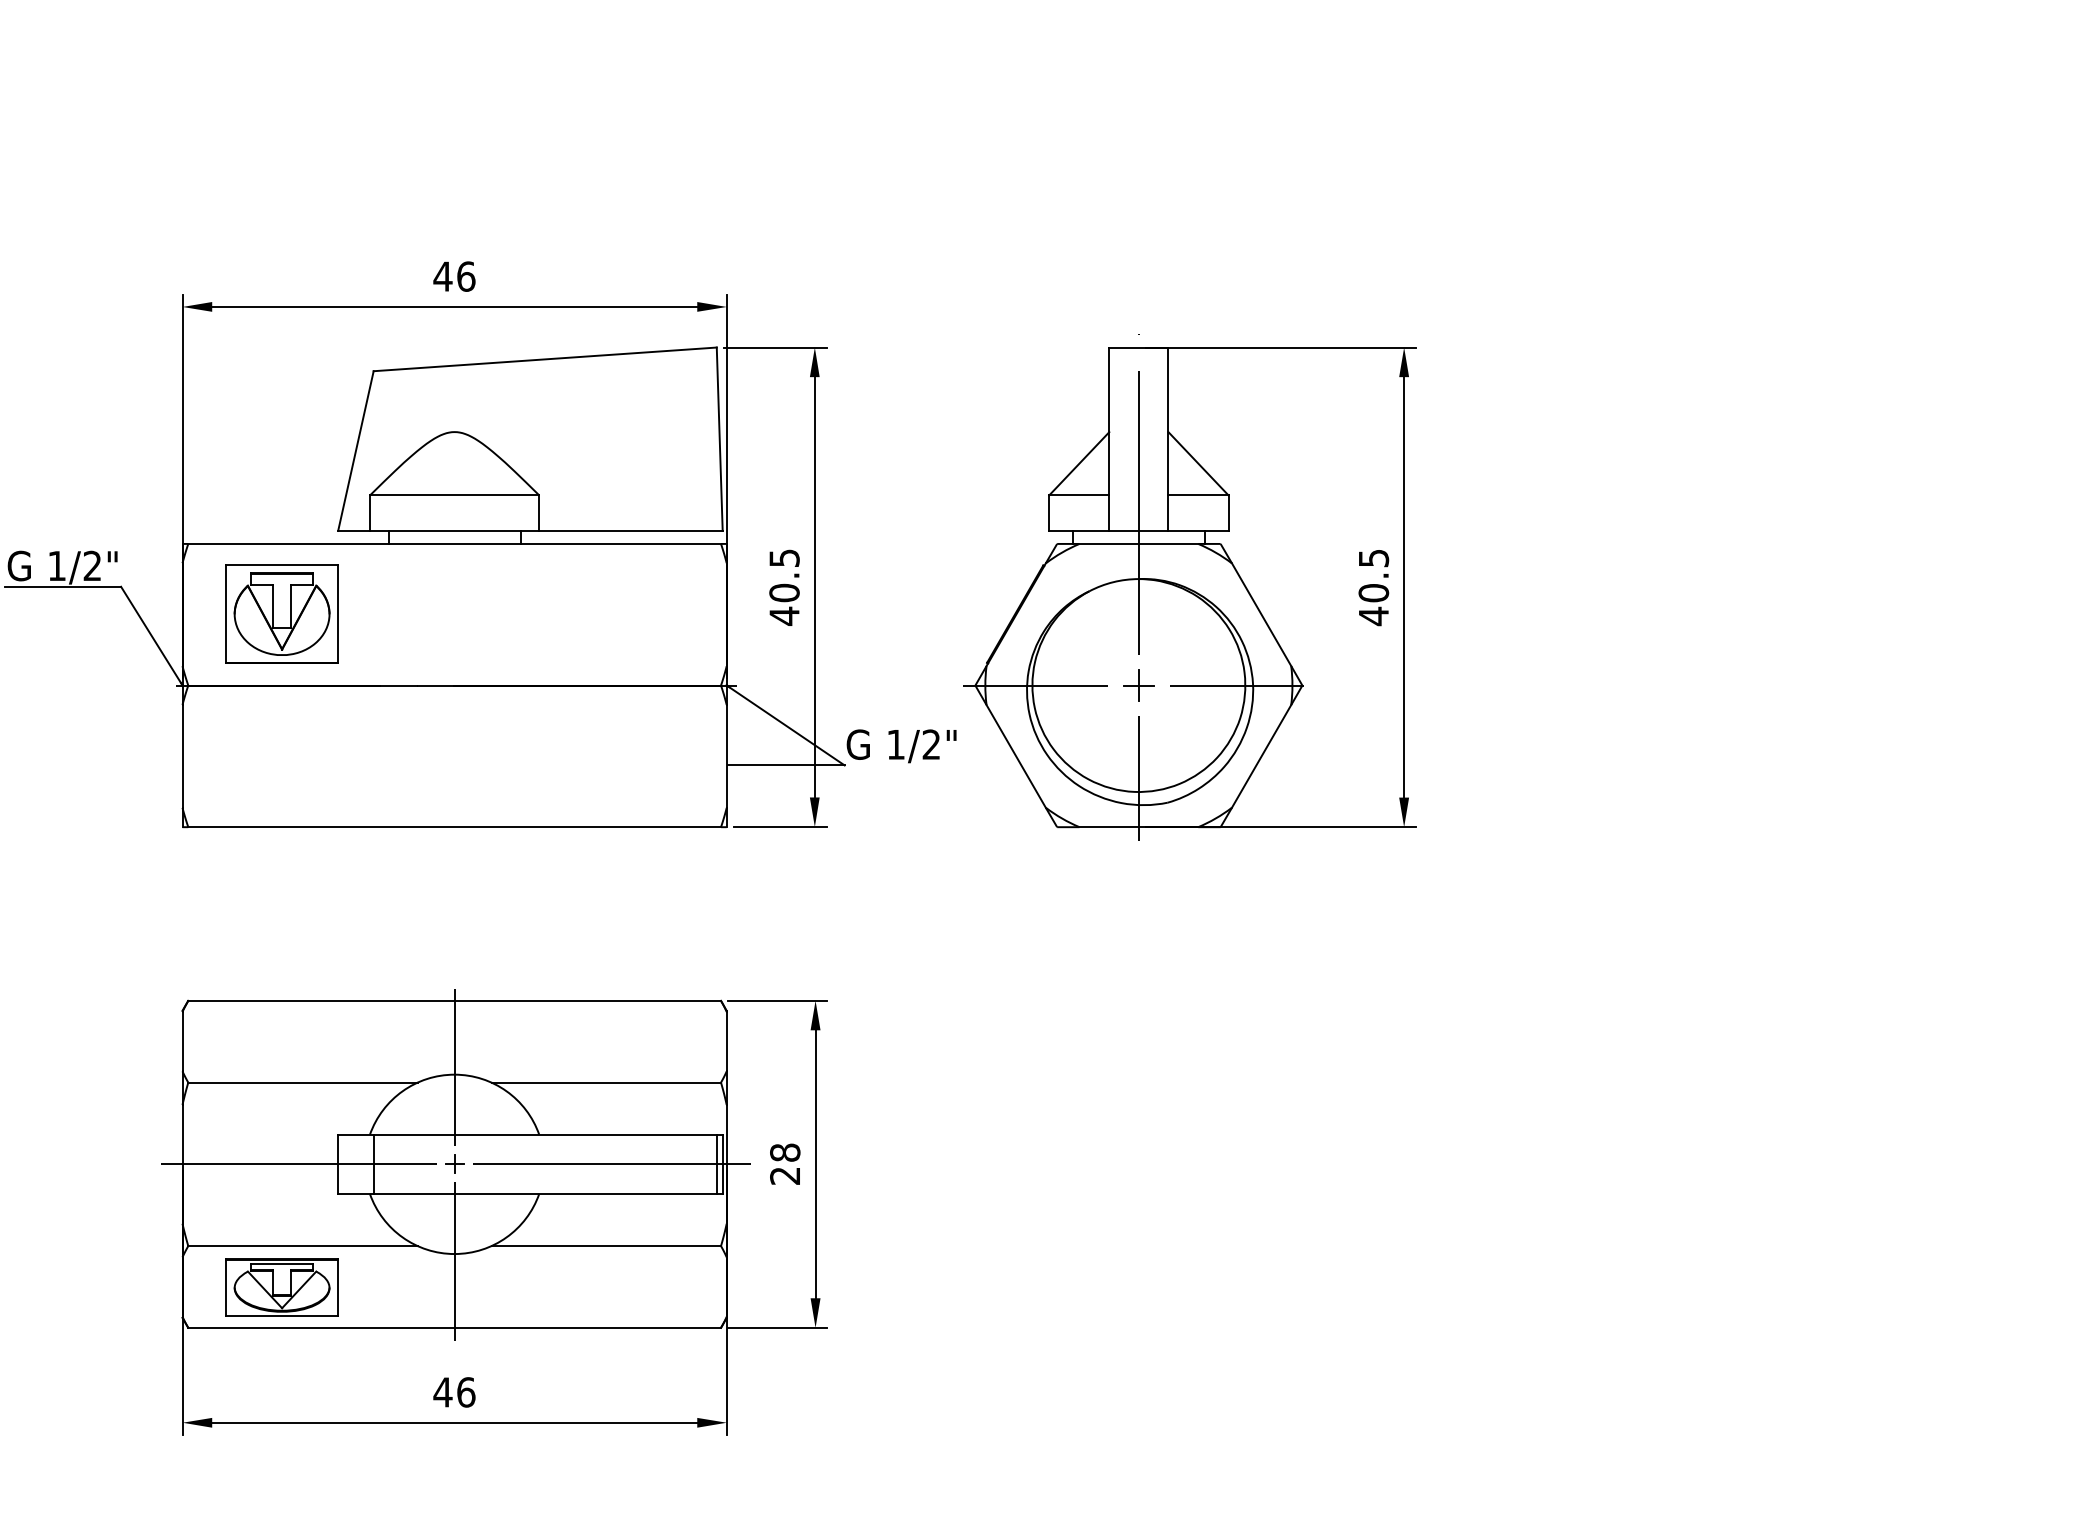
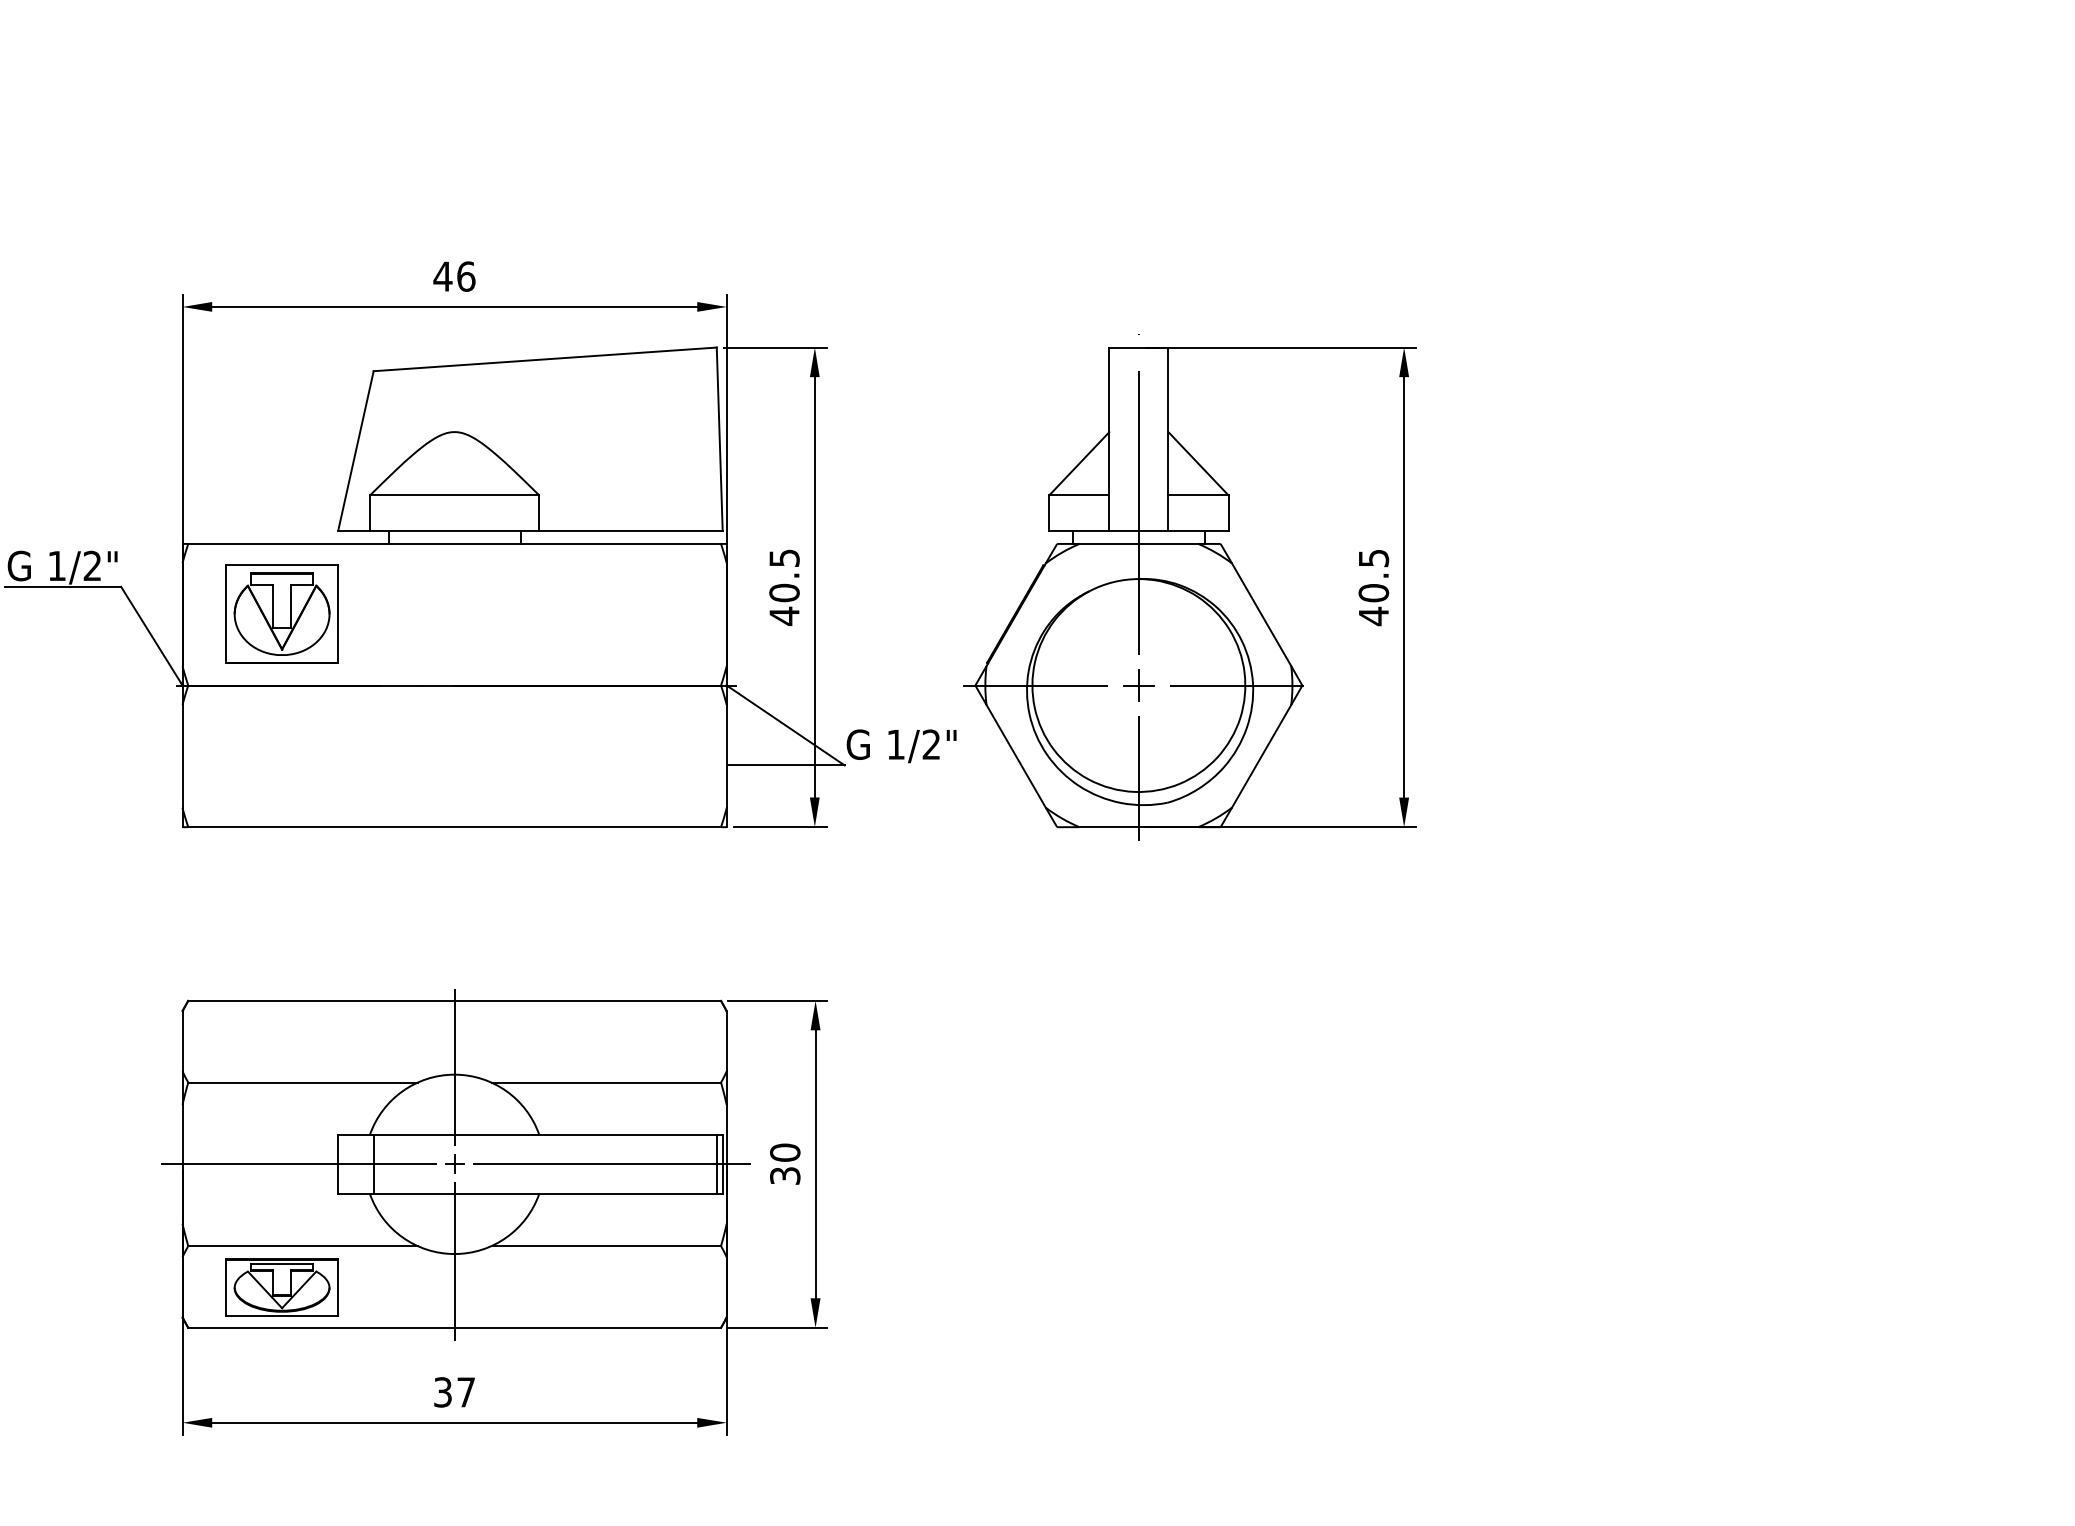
text: 28 -> 30 (785, 1163)
text: 46 -> 37 (454, 1392)
